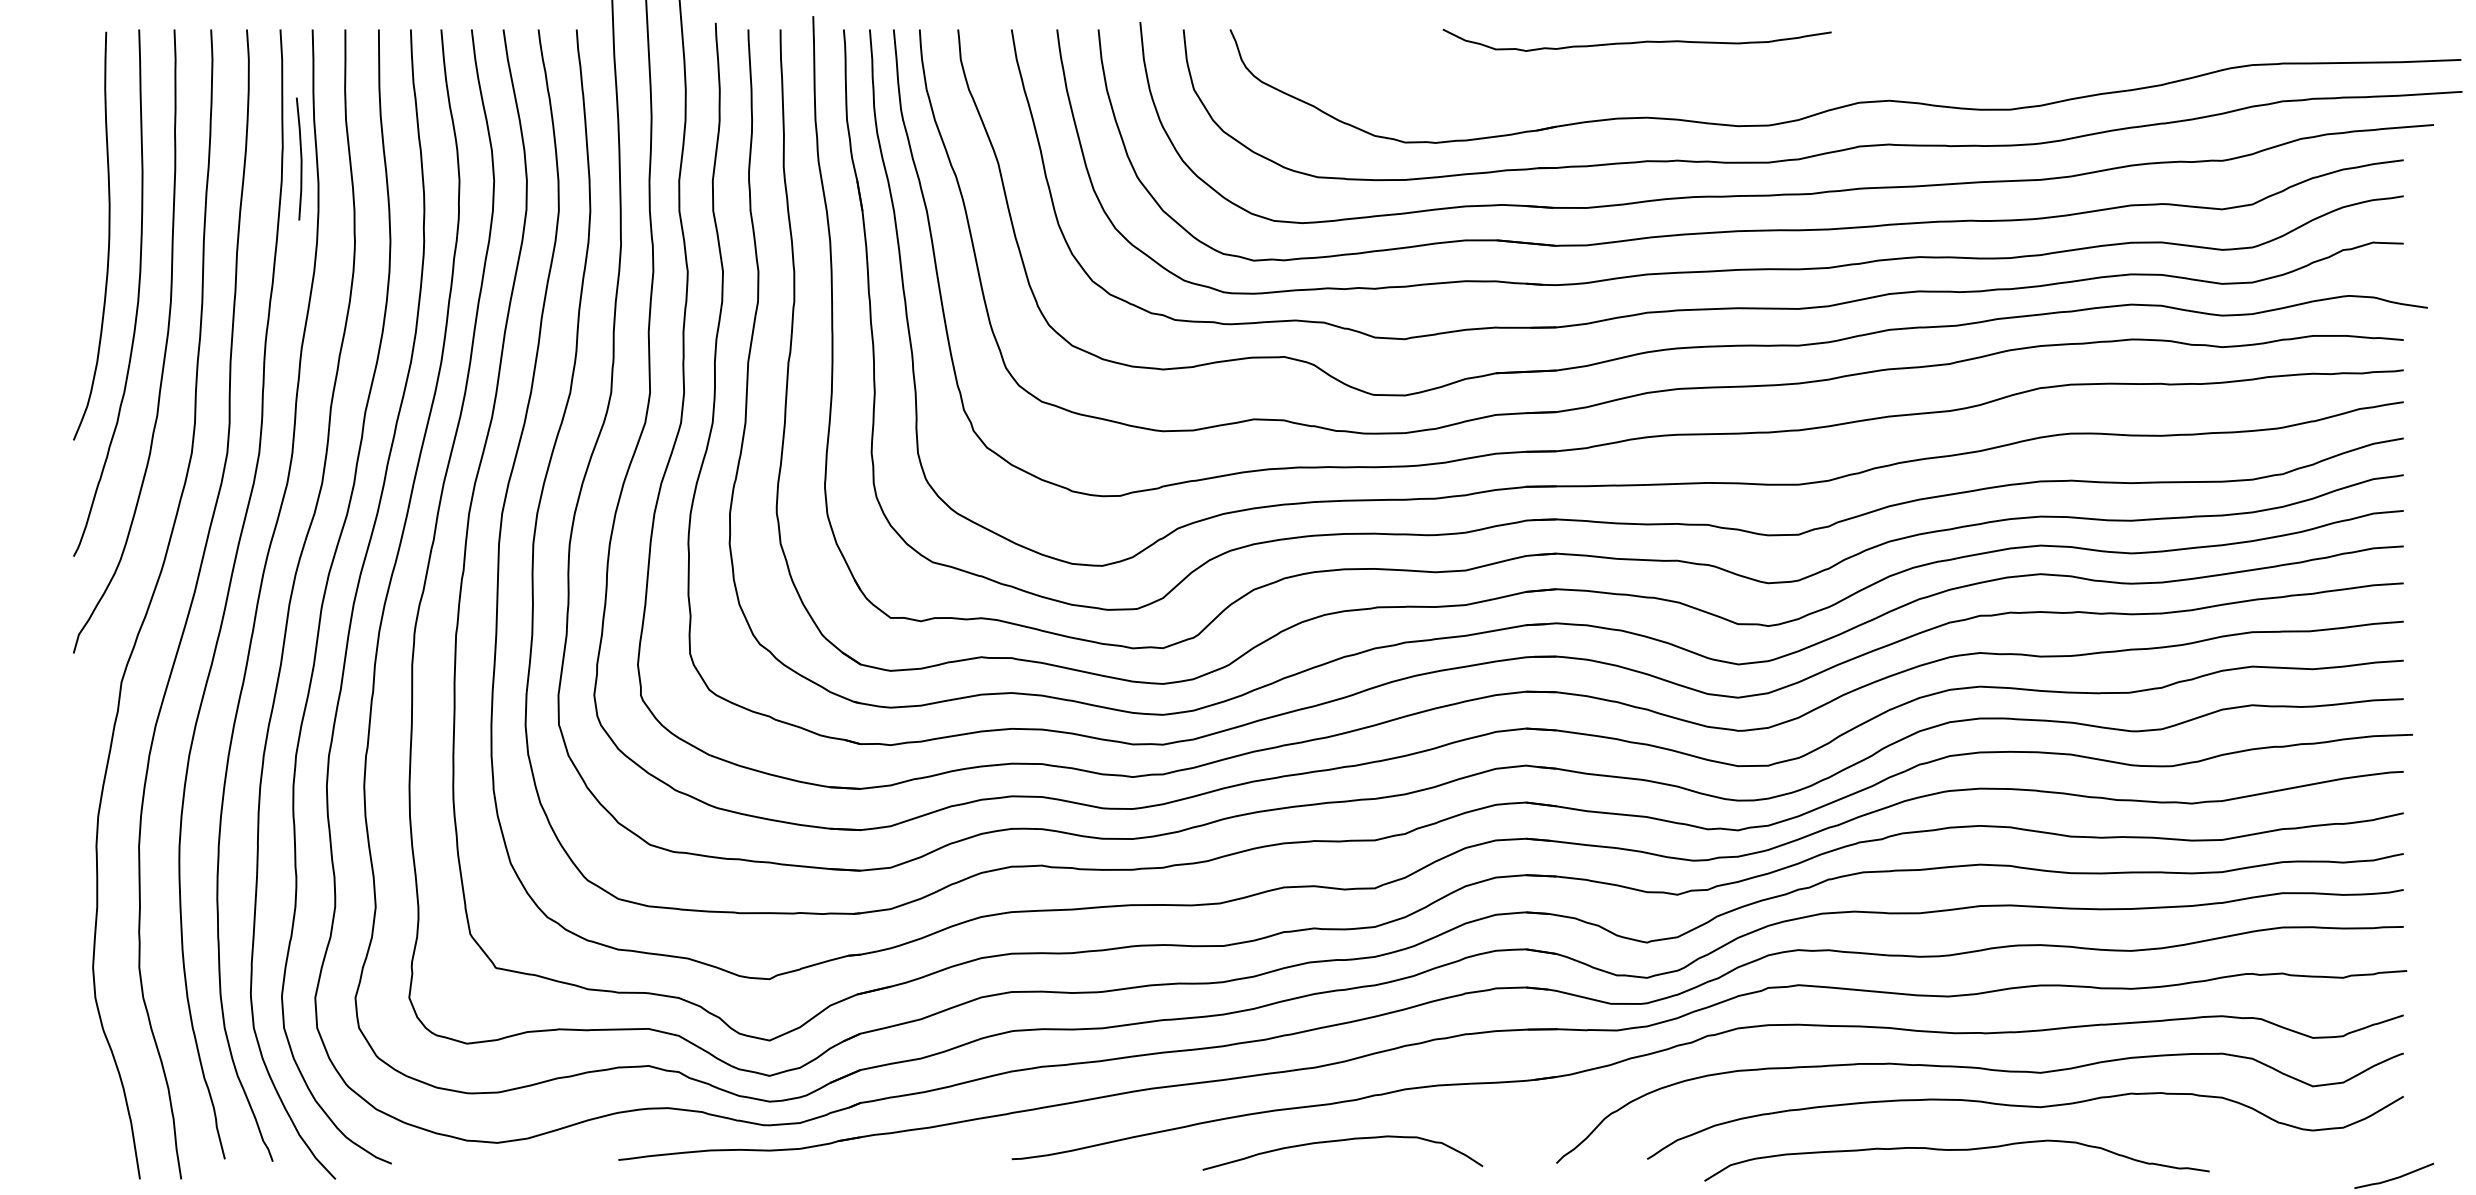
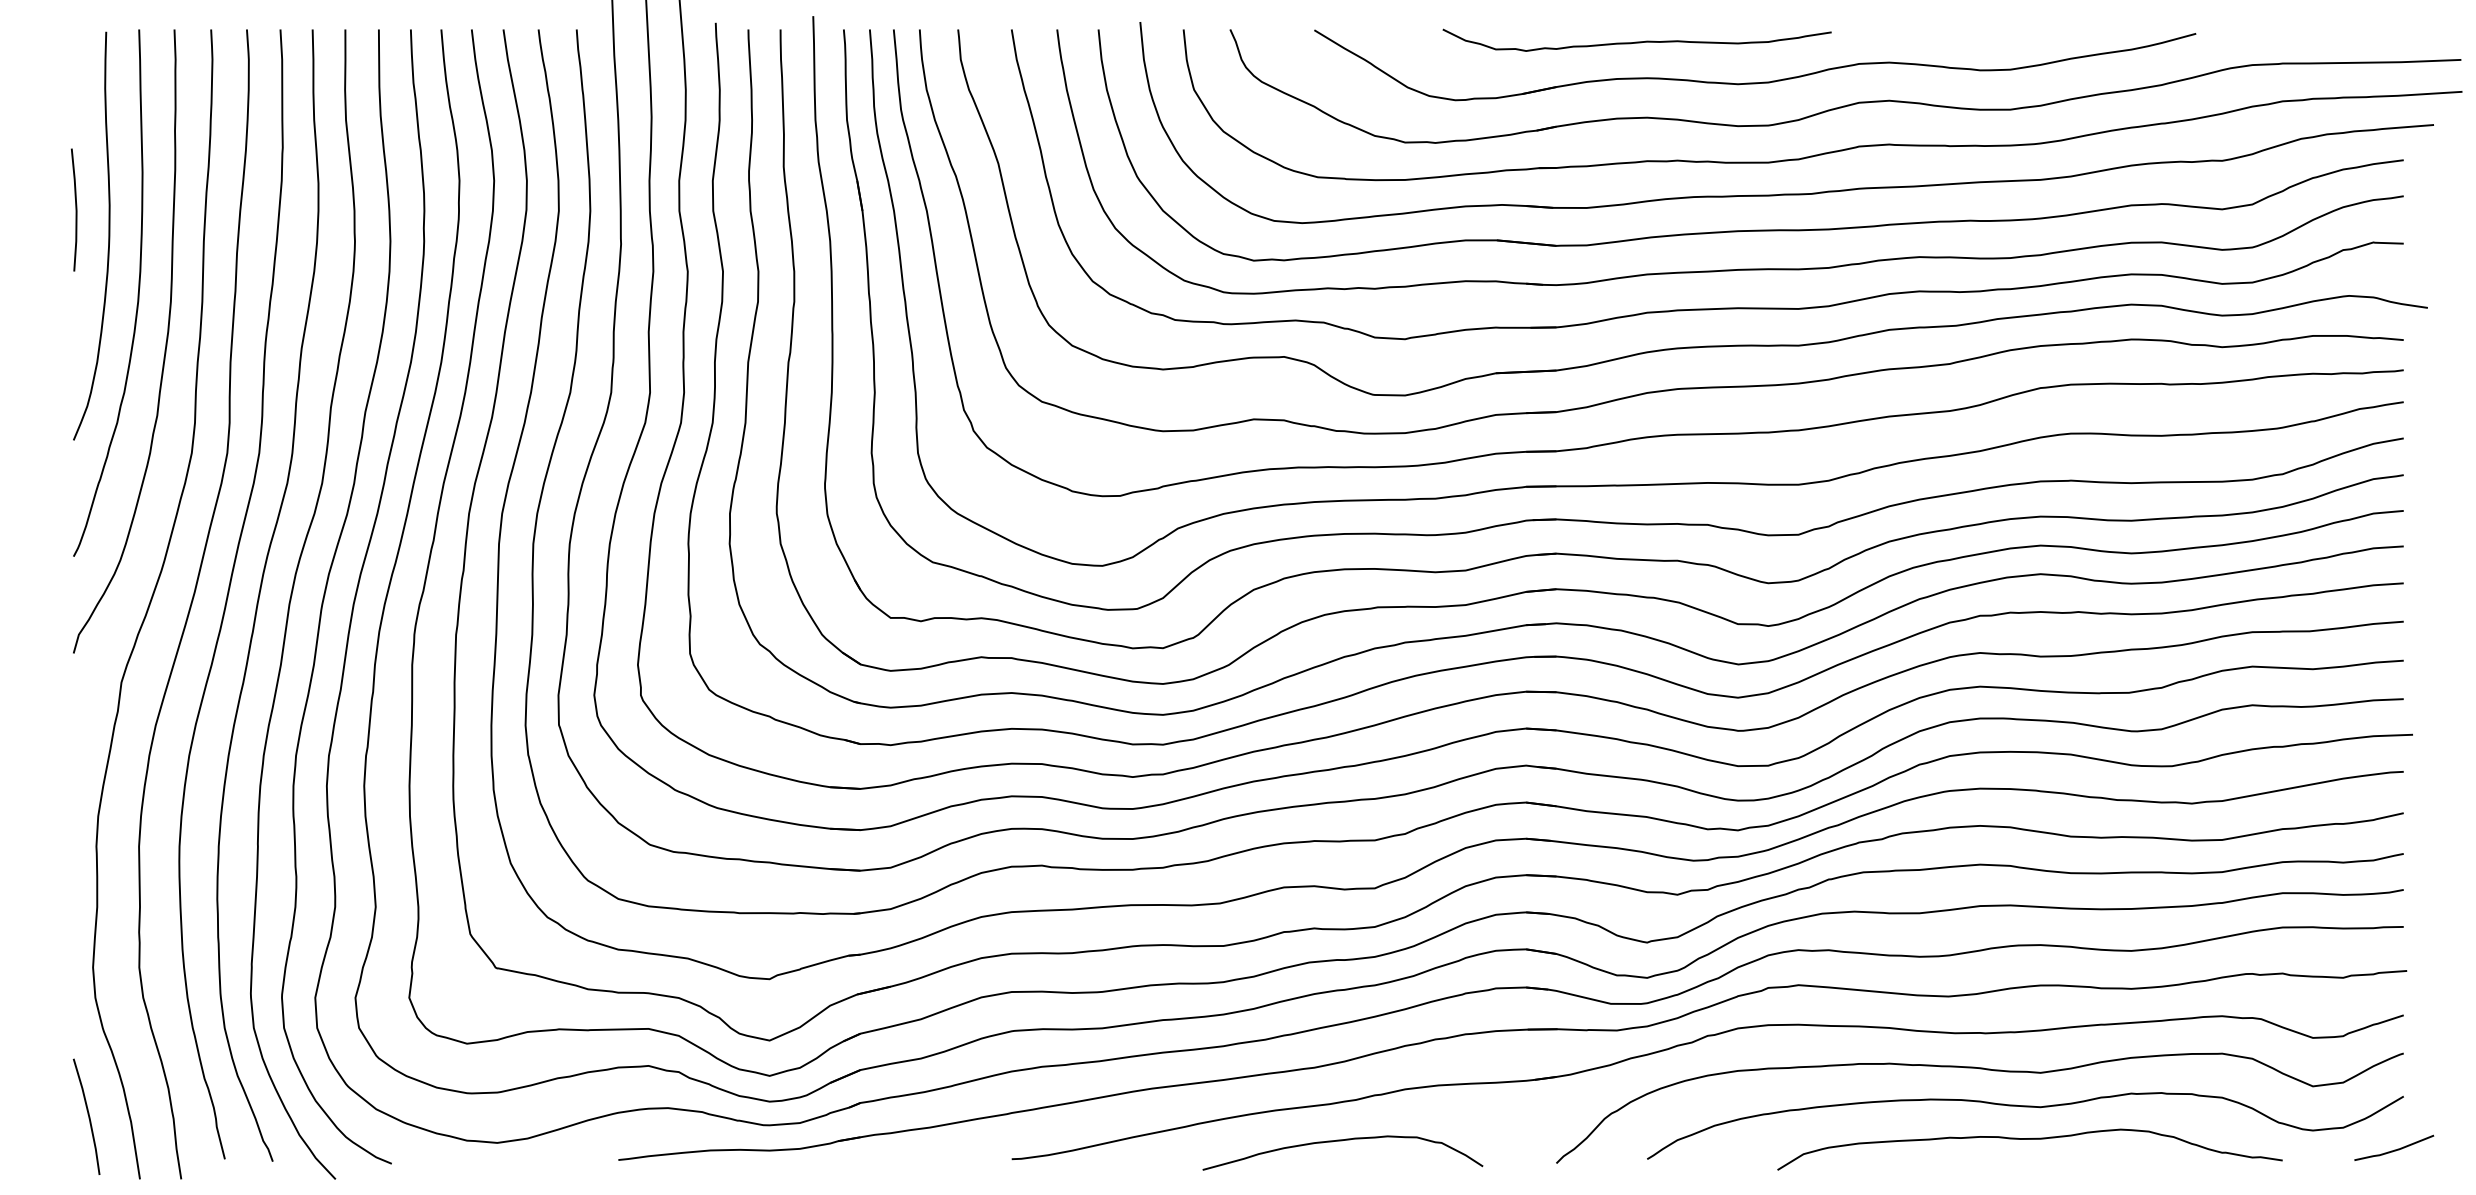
part: none -> present (1755, 82)
line position: (300, 158) -> (75, 209) (75, 209)
line: none -> present (88, 1116)
curve position: (1956, 1150) -> (2029, 1139) (2029, 1139)
line position: (2394, 1177) -> (2394, 1149) (2394, 1149)
